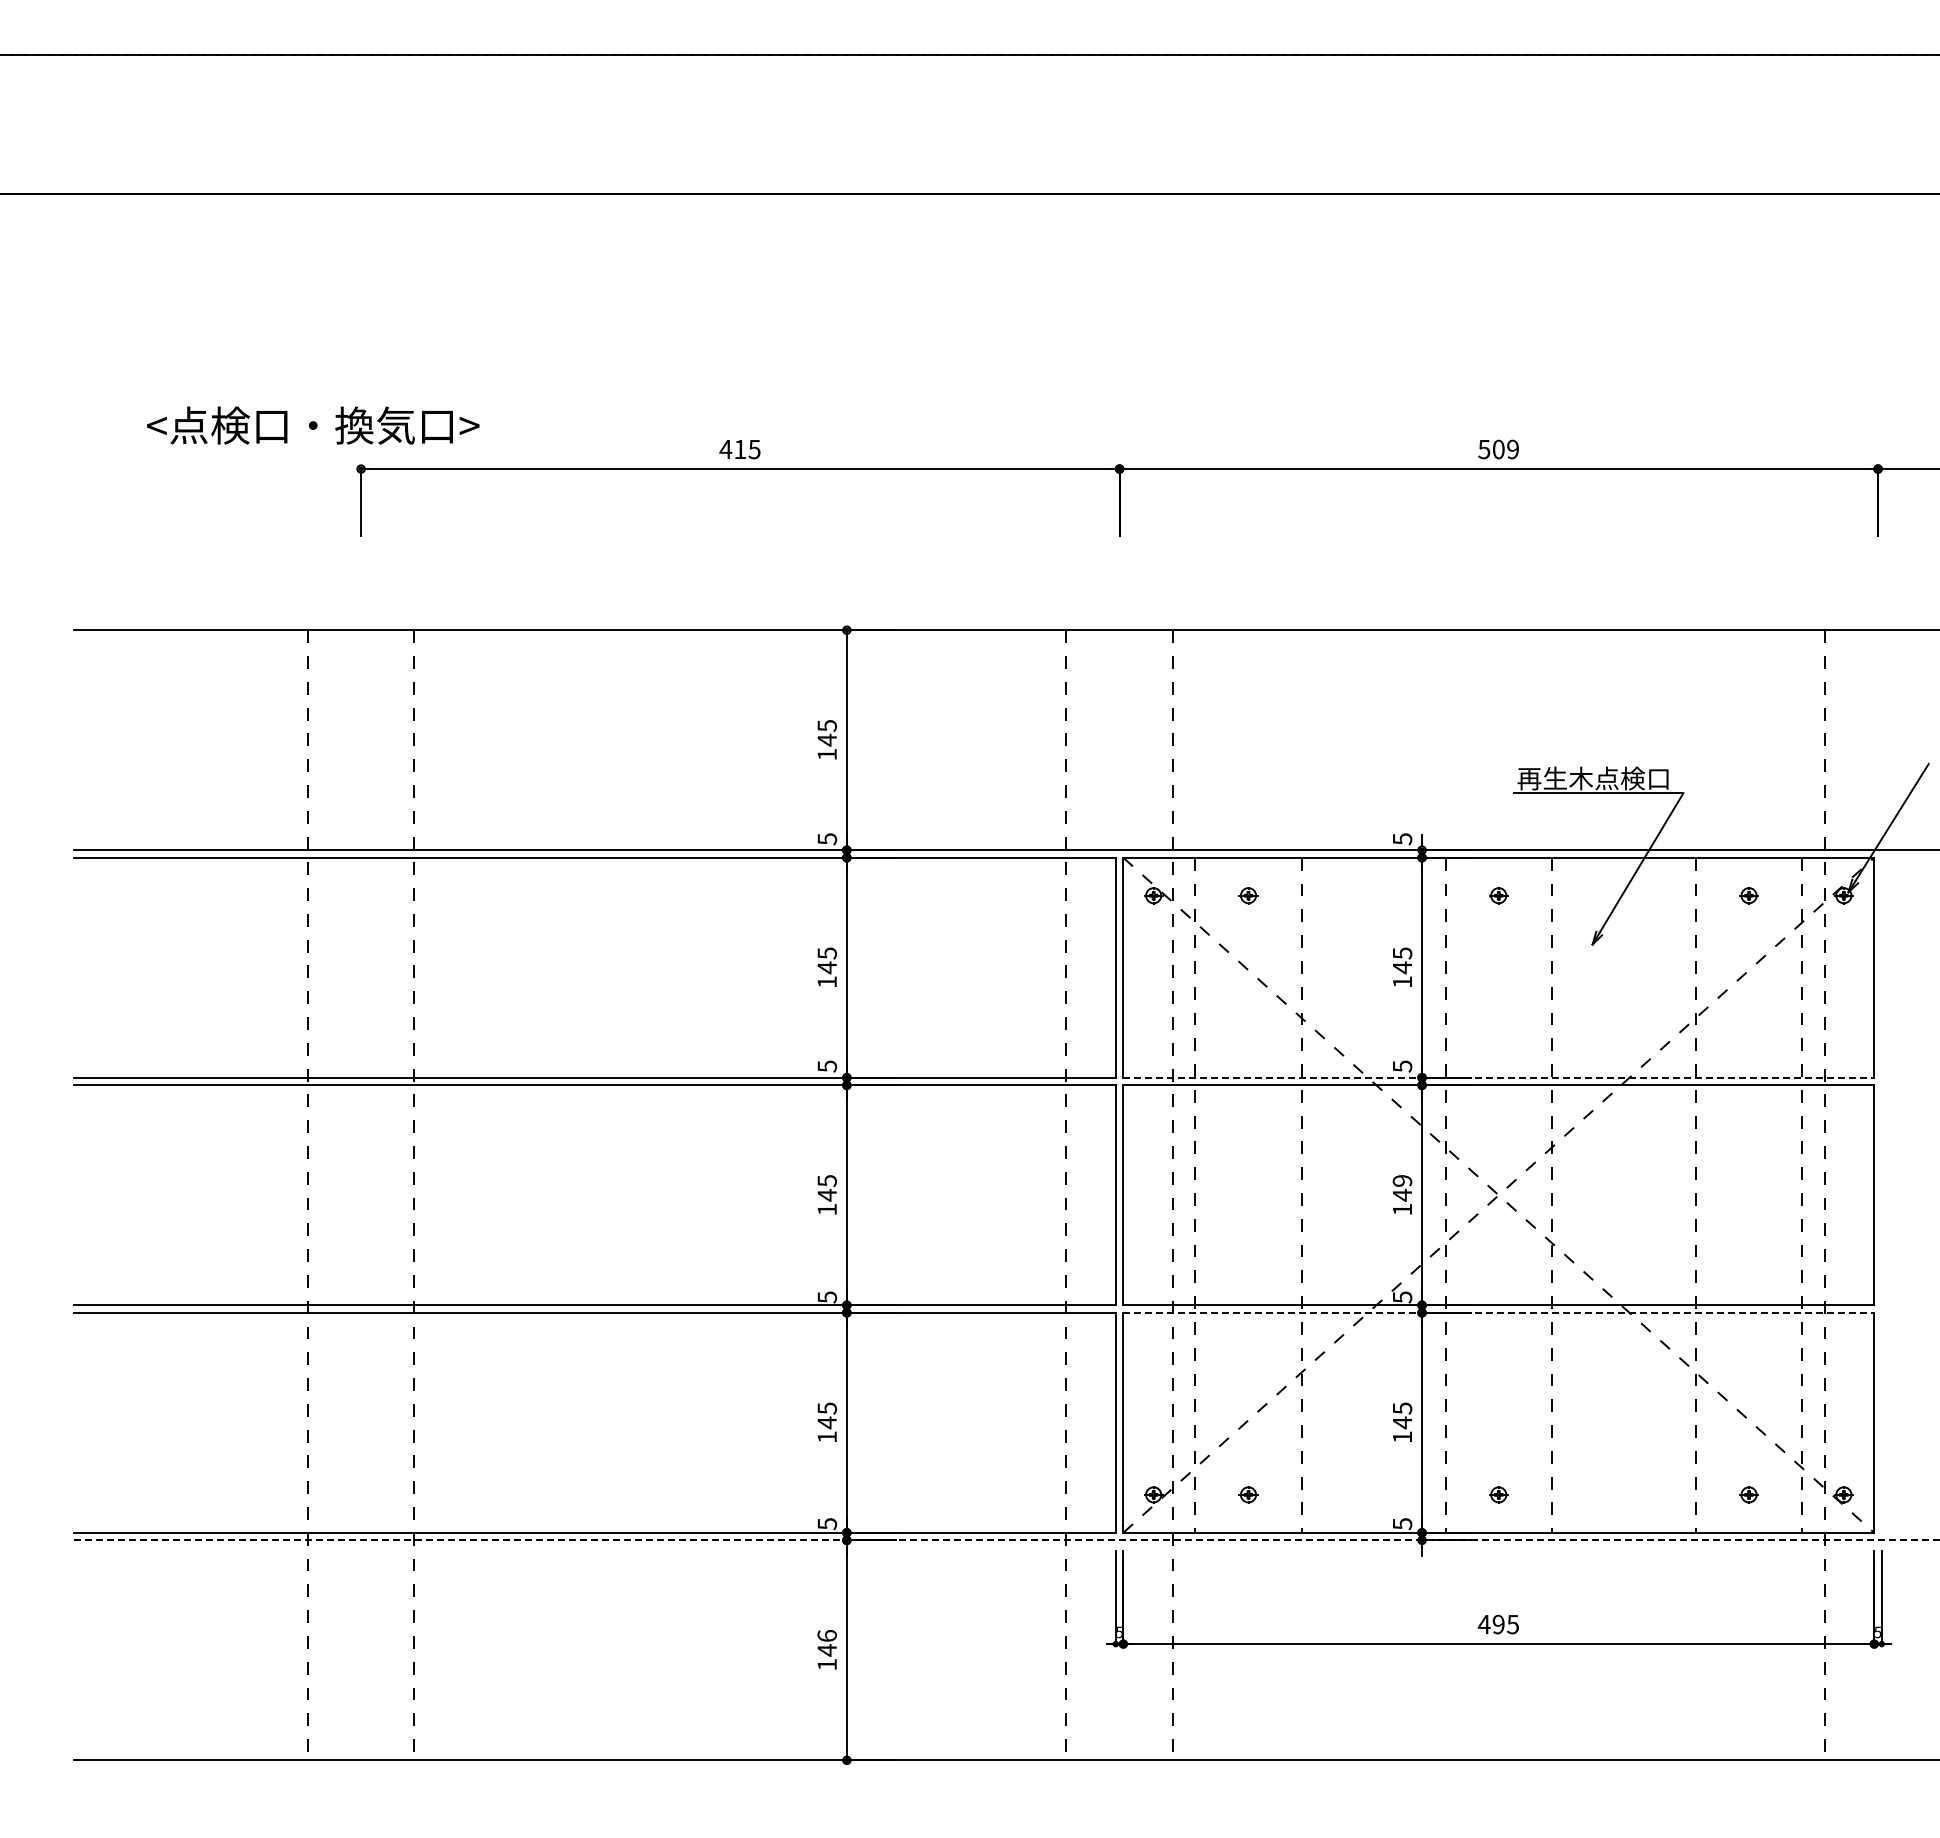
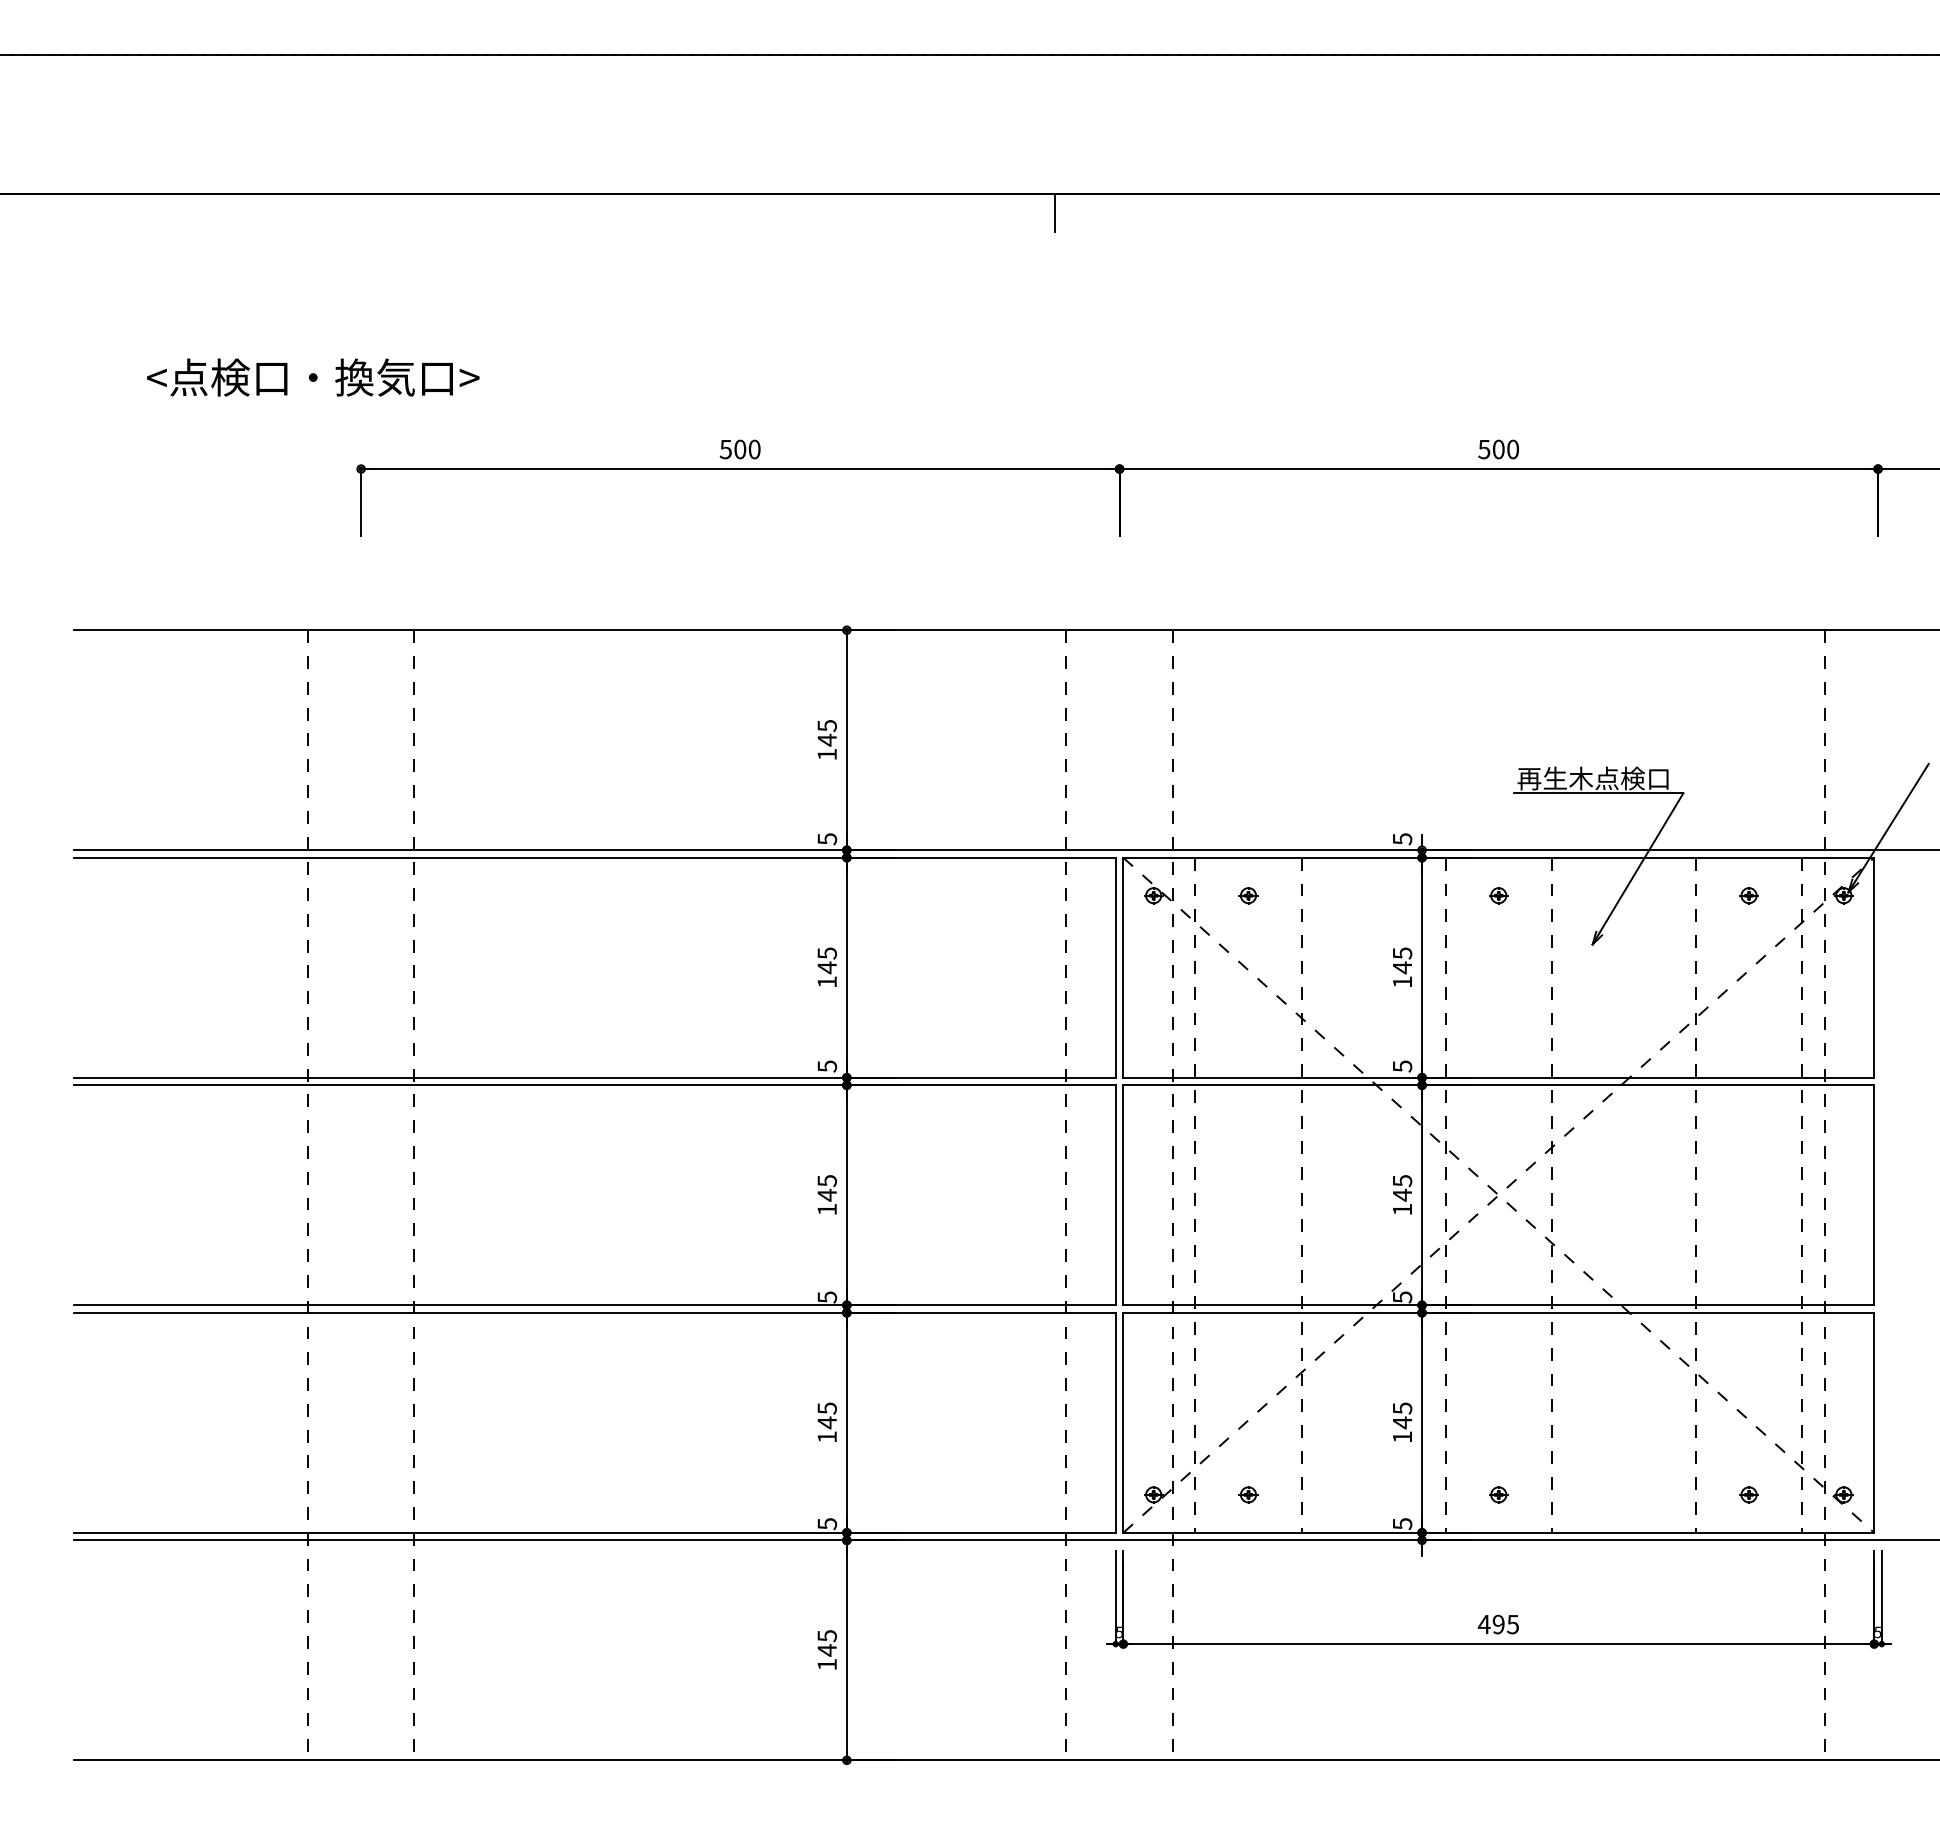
line: none -> present (1054, 213)
text position: (313, 425) -> (313, 377) (313, 377)
text: 415 -> 500 (739, 449)
text: 509 -> 500 (1512, 449)
line: dashed -> solid (1499, 1077)
text: 149 -> 145 (1402, 1181)
line: dashed -> solid (1499, 1312)
line: dashed -> solid (1007, 1540)
text: 146 -> 145 (826, 1636)
